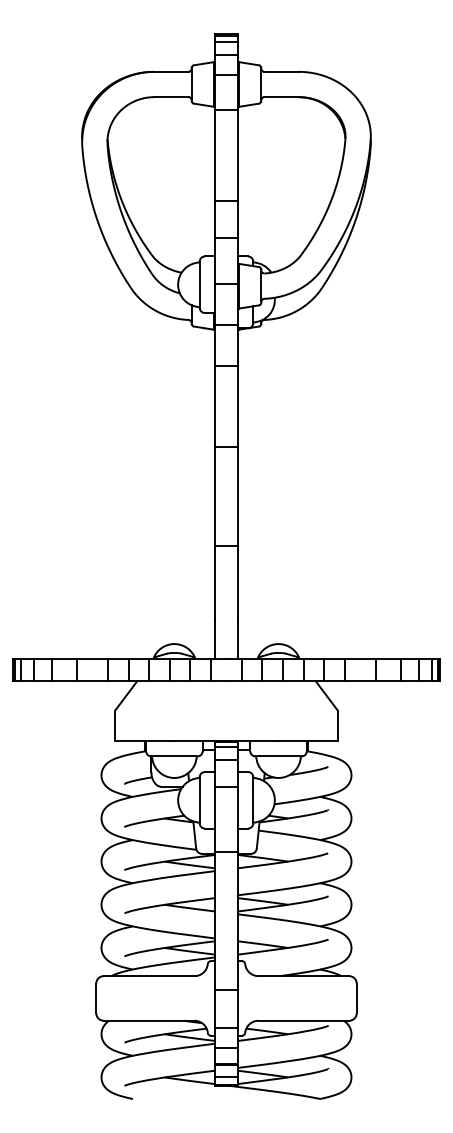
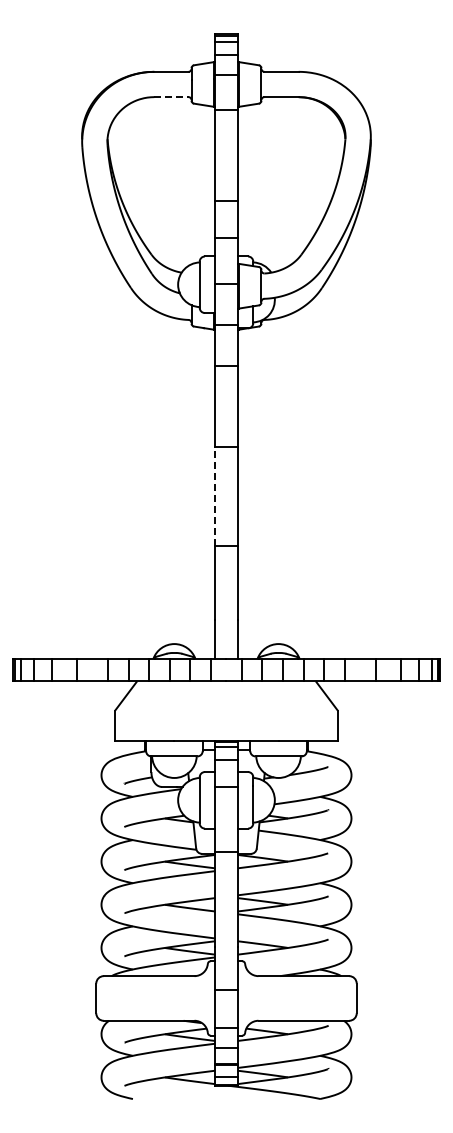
line: solid -> dashed (171, 97)
line: solid -> dashed (215, 496)
